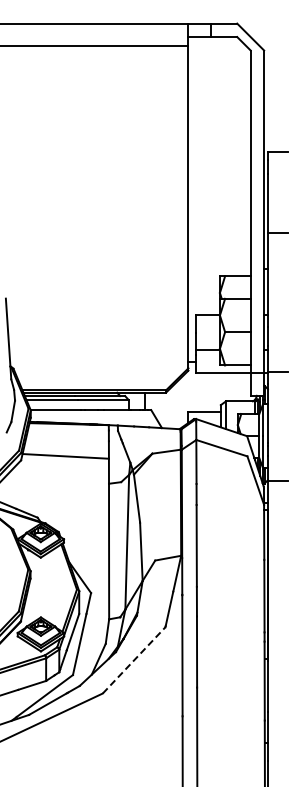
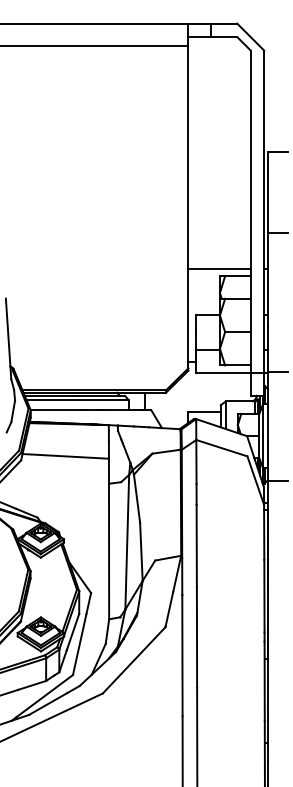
line: none -> present (219, 269)
line: dashed -> solid (134, 660)
